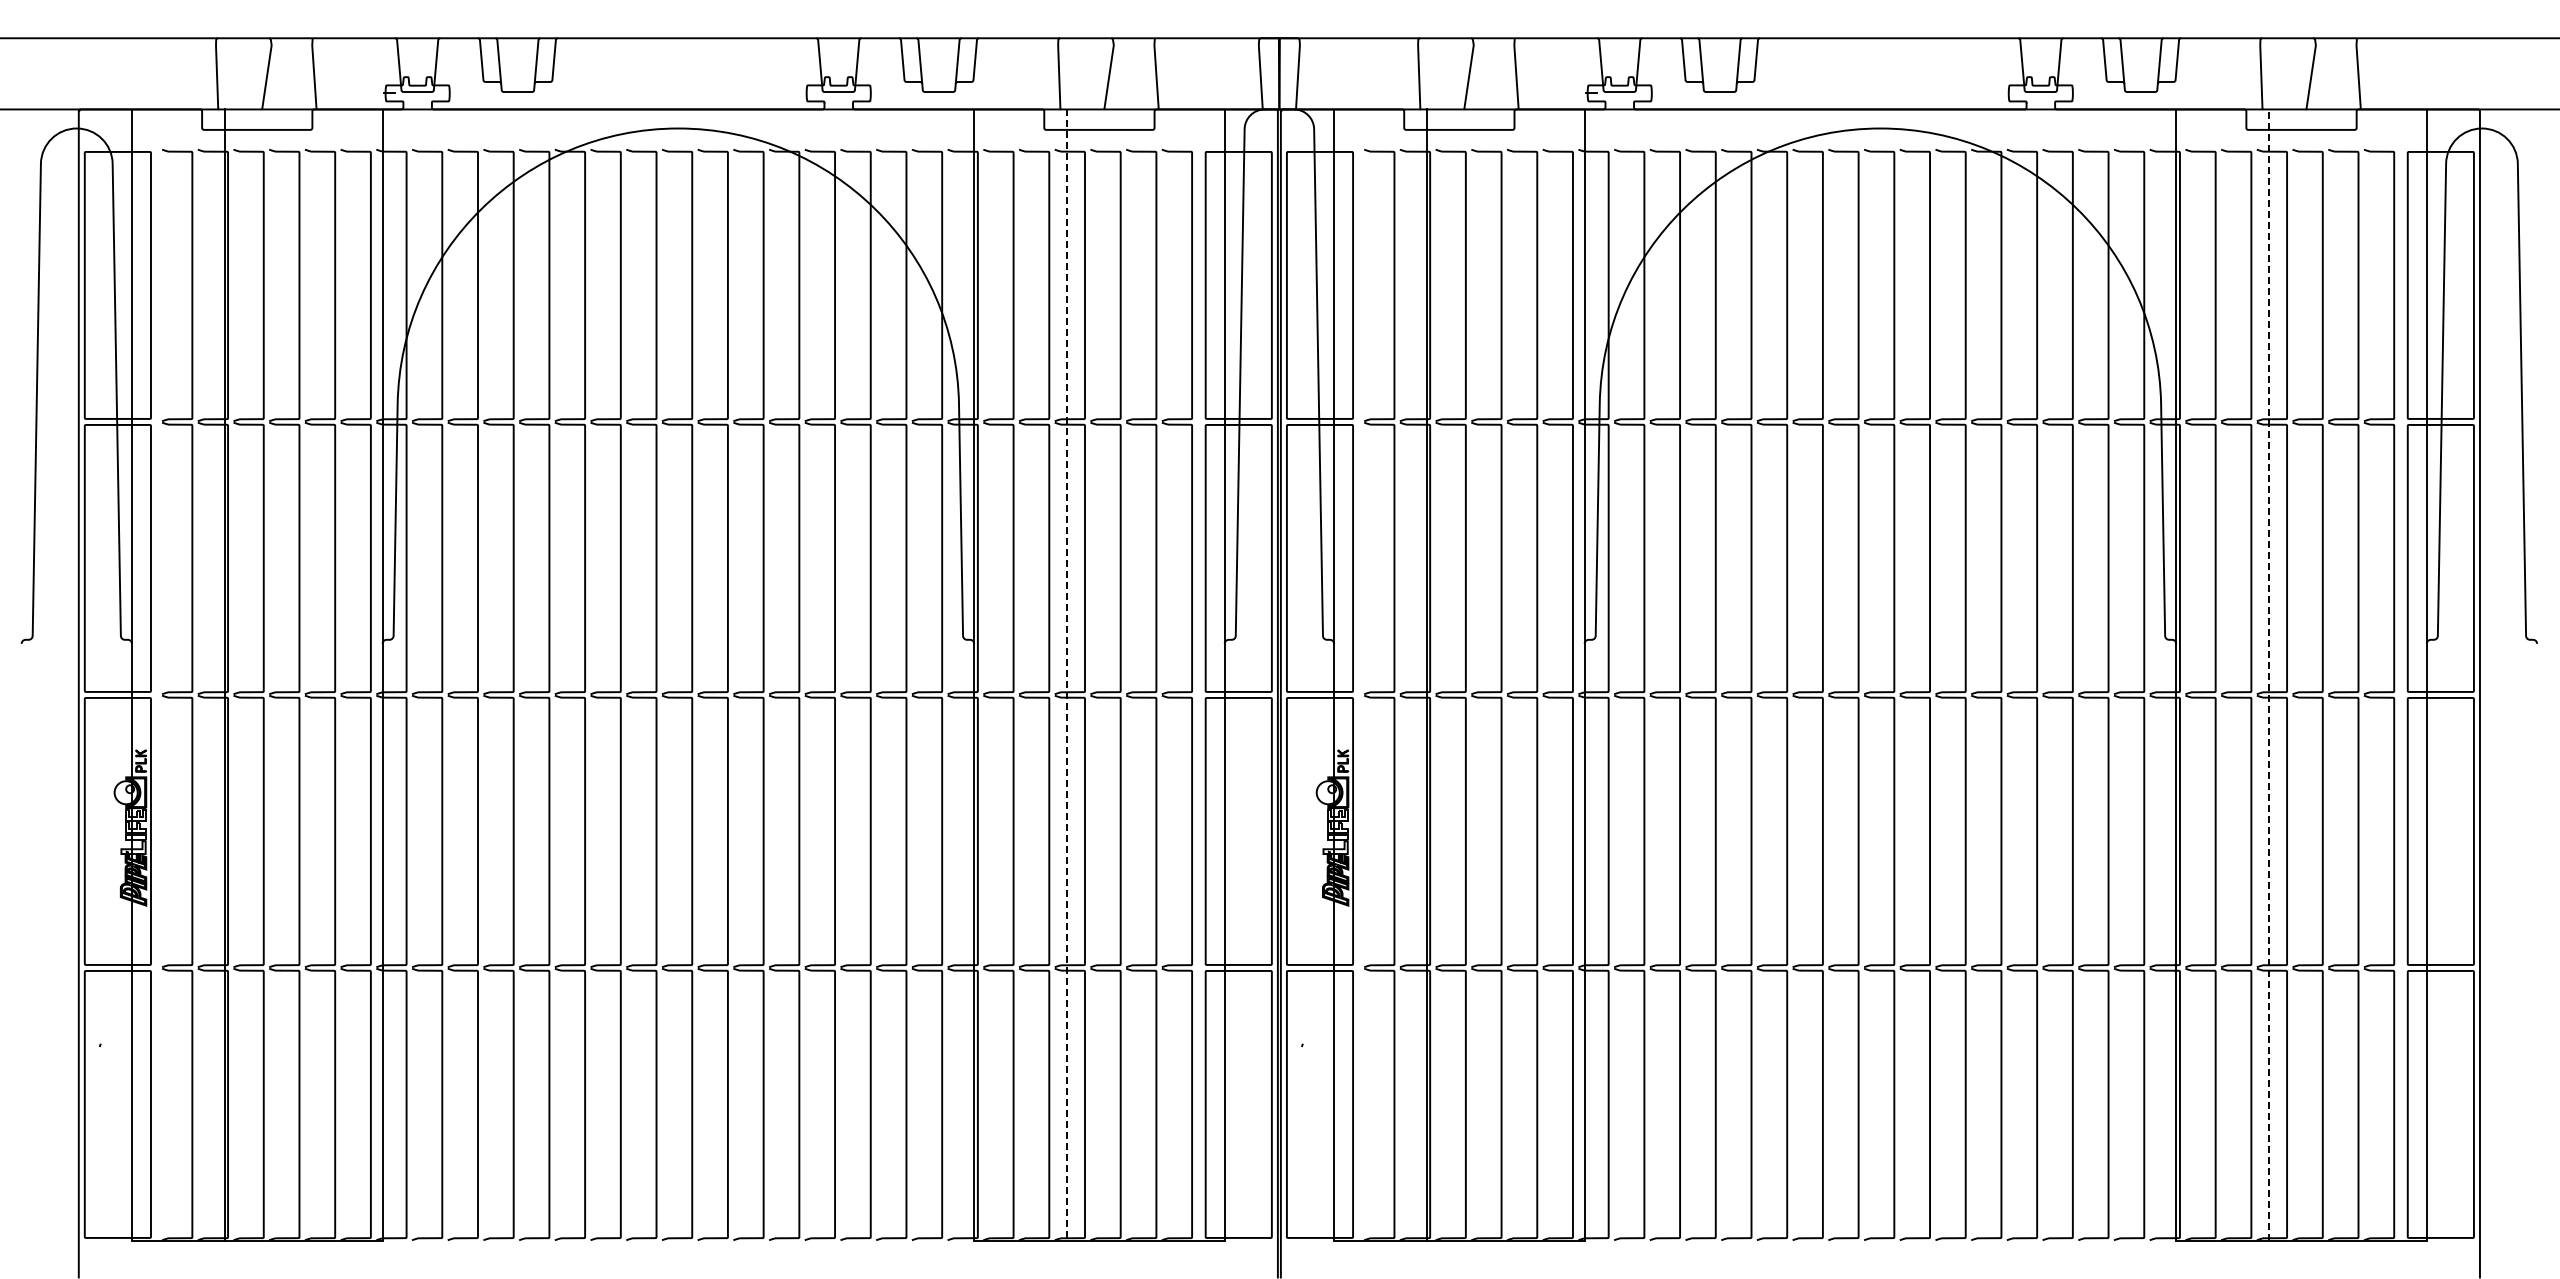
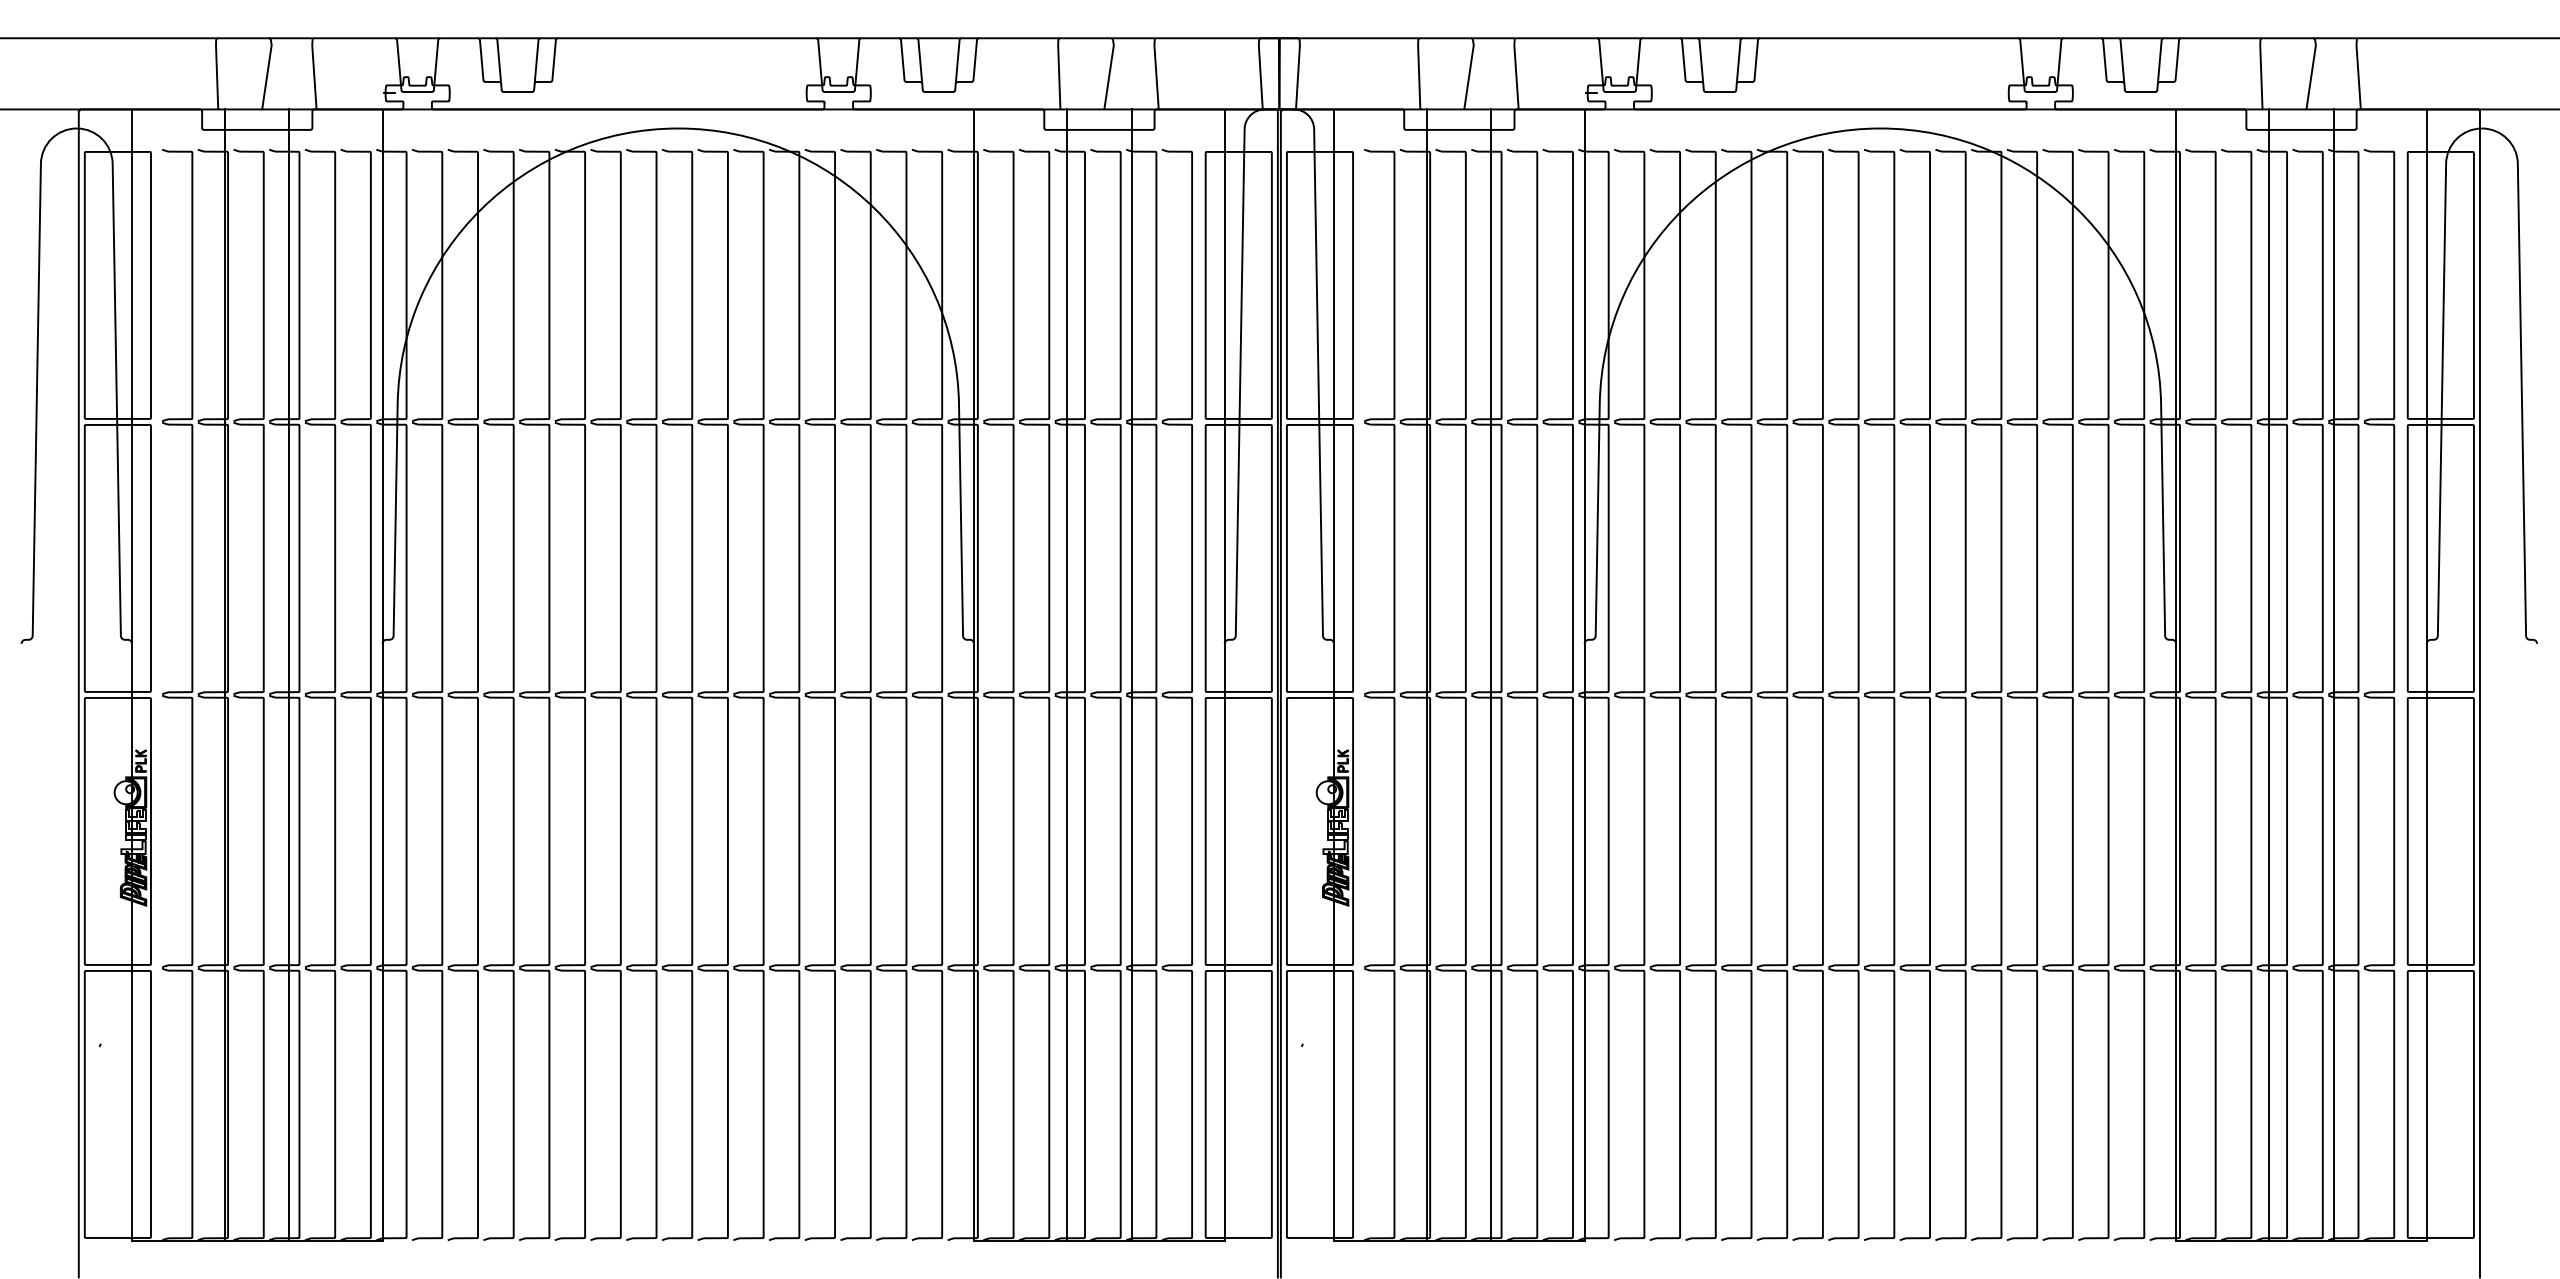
line: none -> present (289, 675)
line: dashed -> solid (1067, 675)
line: none -> present (1131, 675)
line: none -> present (1491, 675)
line: dashed -> solid (2269, 675)
line: none -> present (2333, 675)
